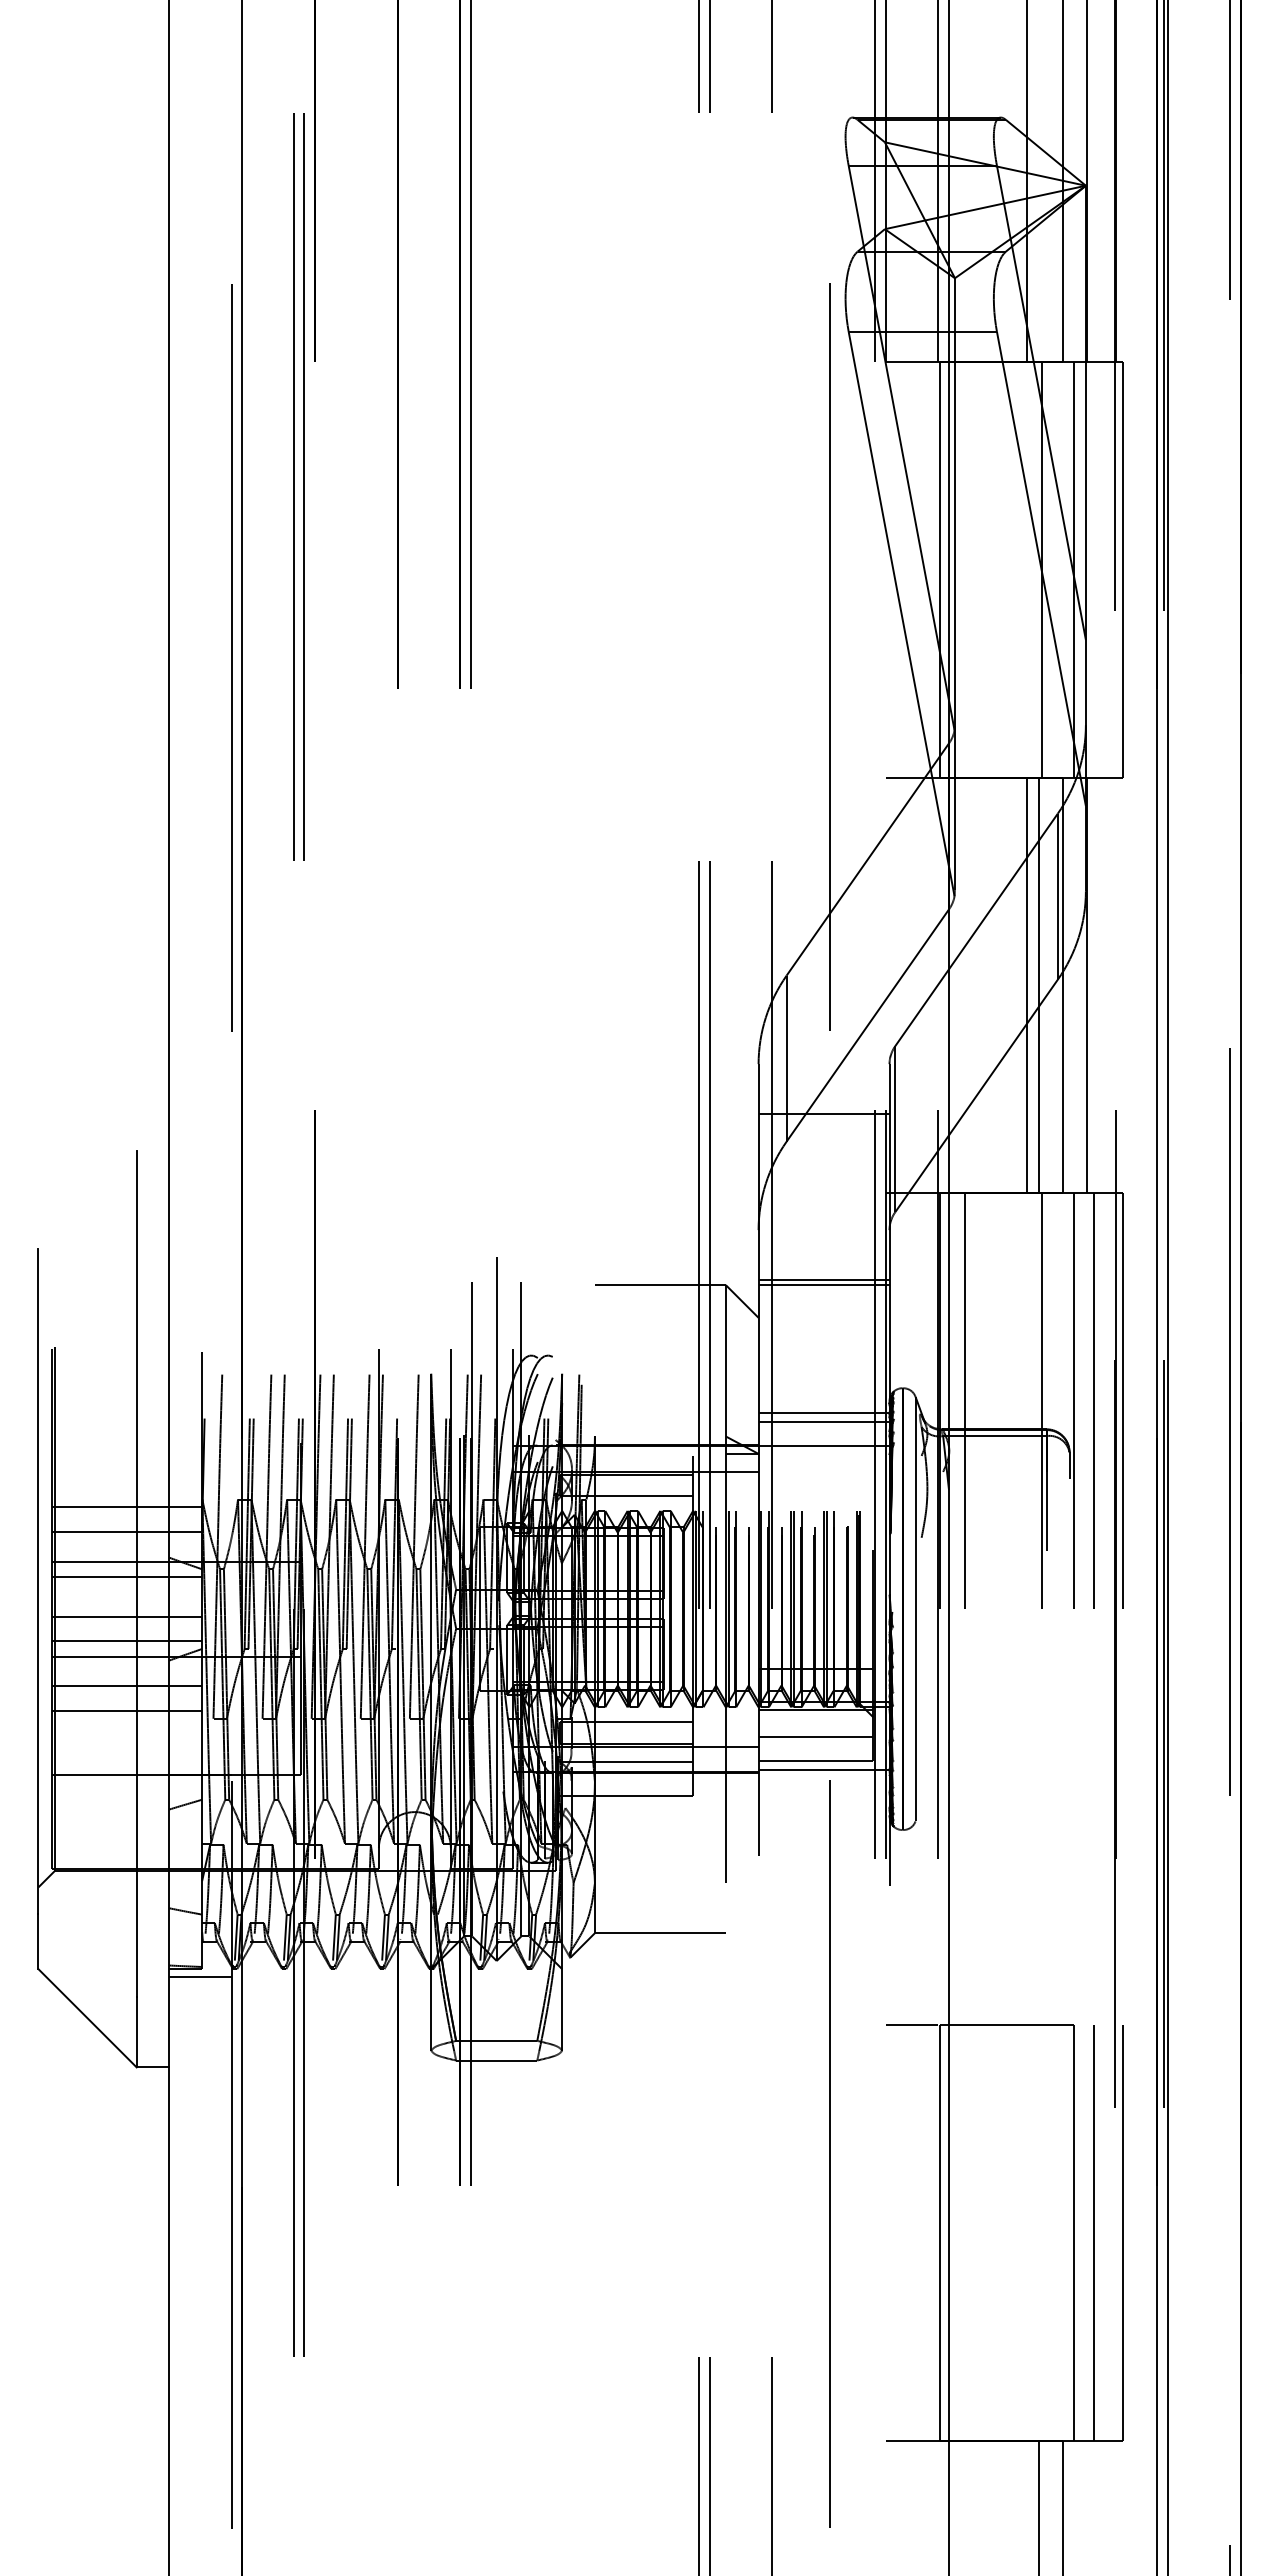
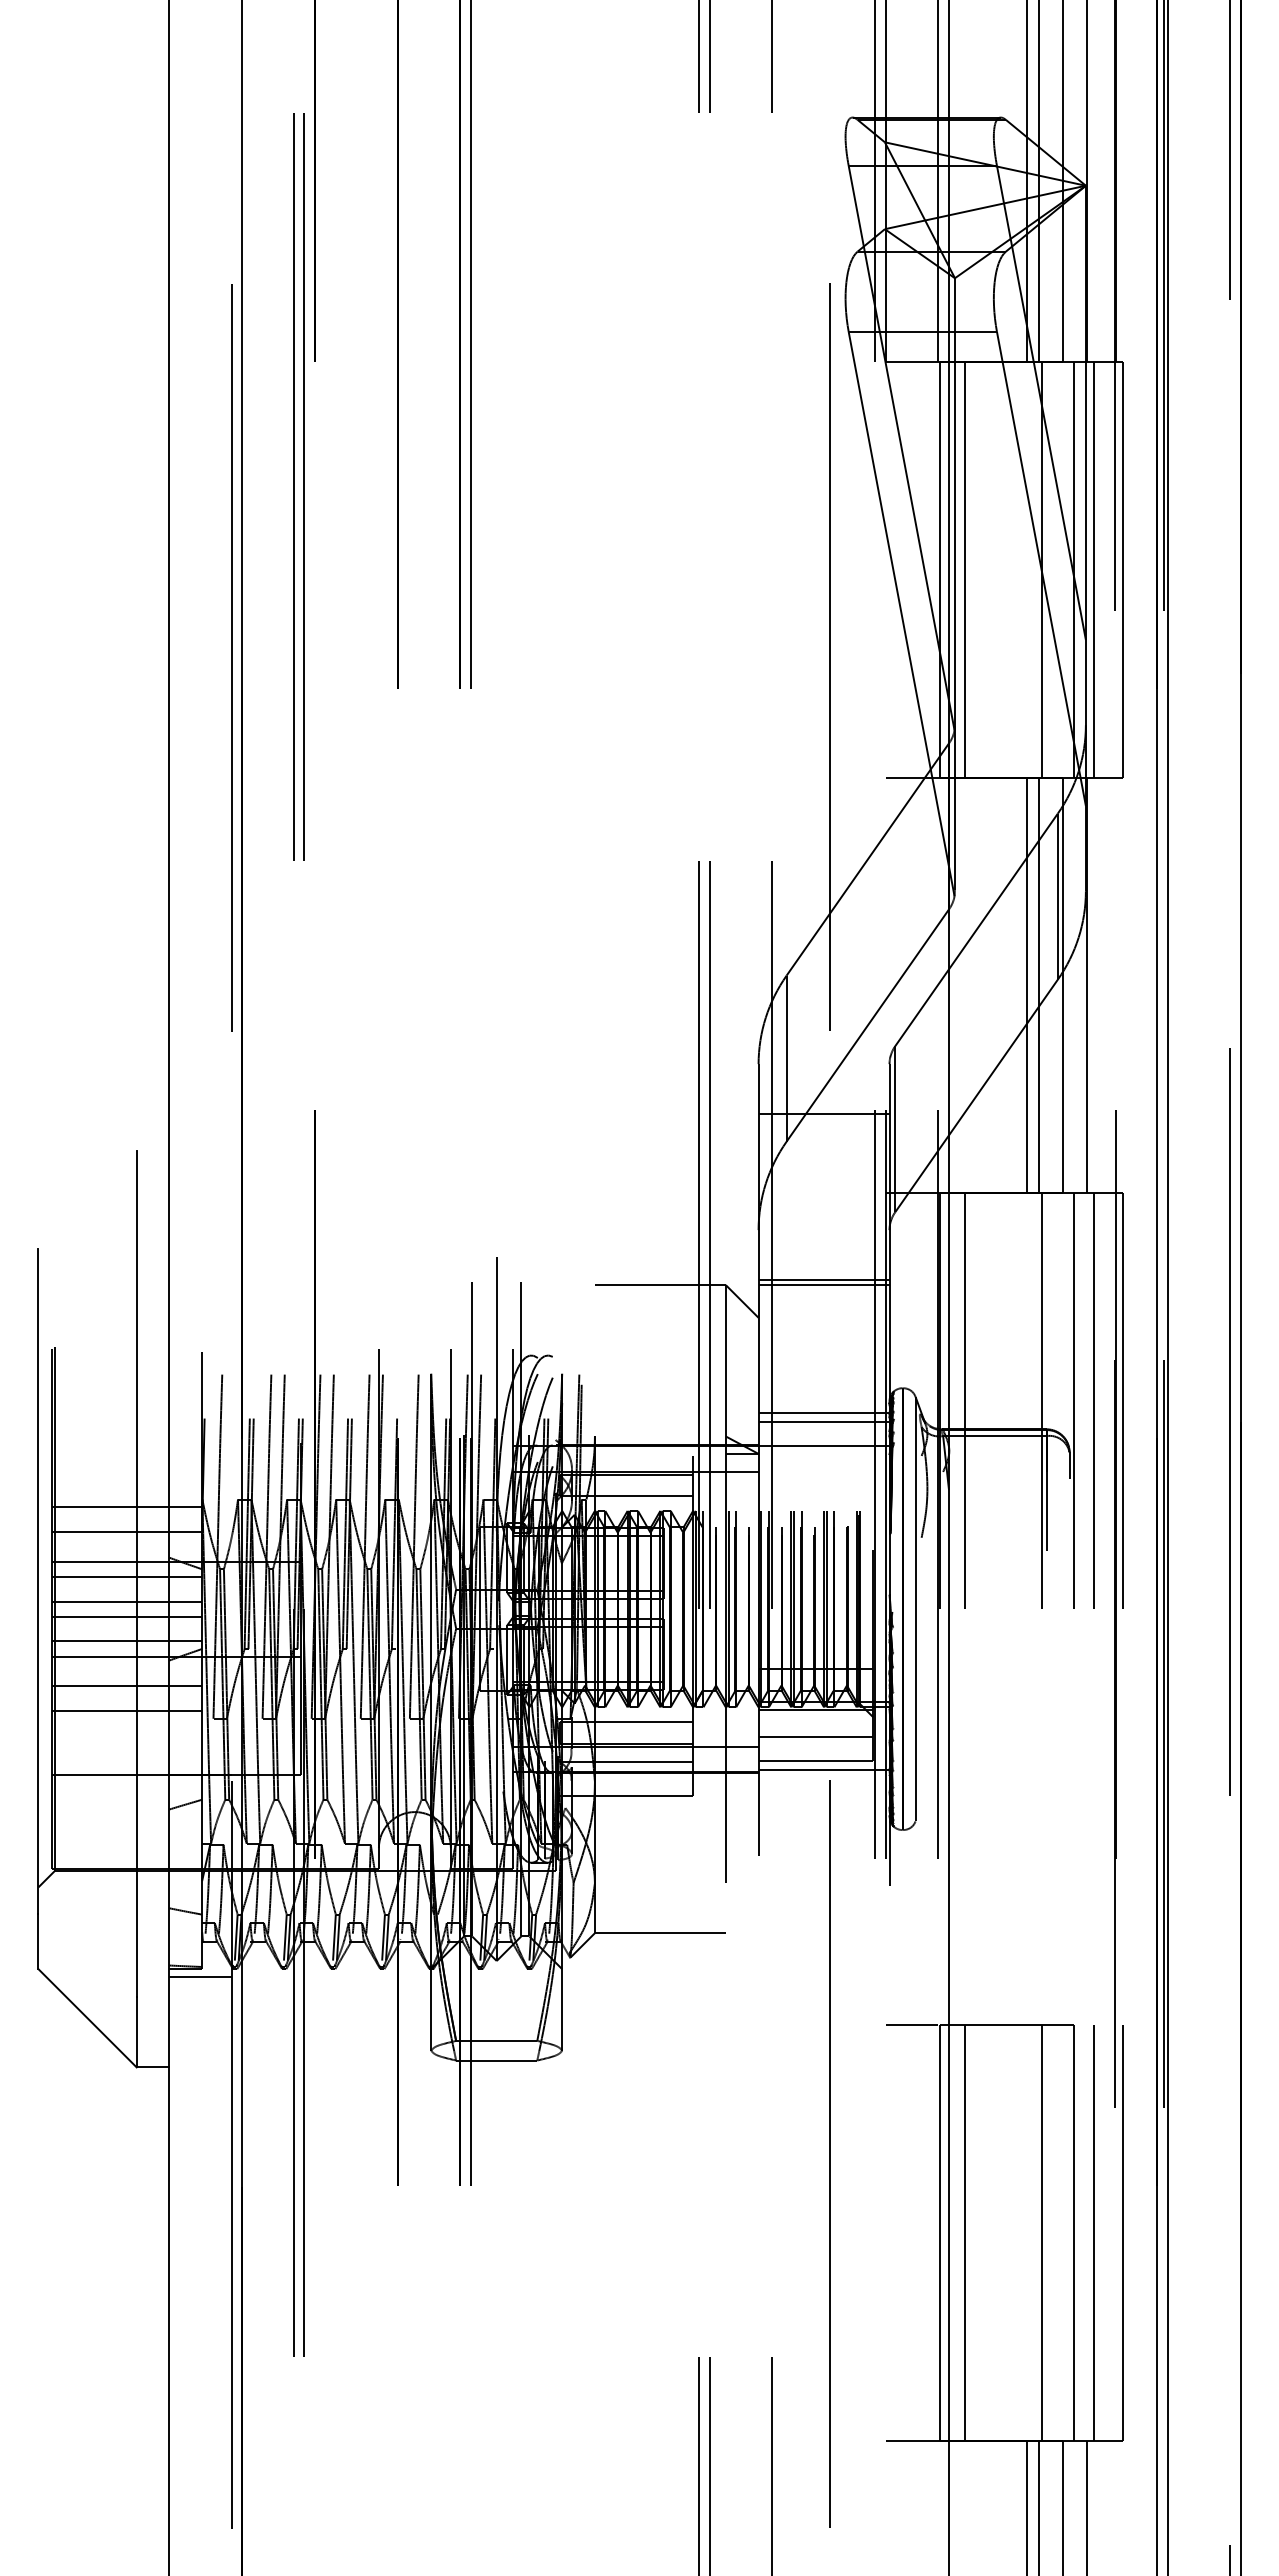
line: none -> present (1038, 182)
line: none -> present (964, 569)
line: none -> present (1093, 569)
line: none -> present (126, 1601)
line: none -> present (964, 2232)
line: none -> present (1041, 2232)
line: none -> present (1026, 2506)
line: none -> present (1087, 2506)
